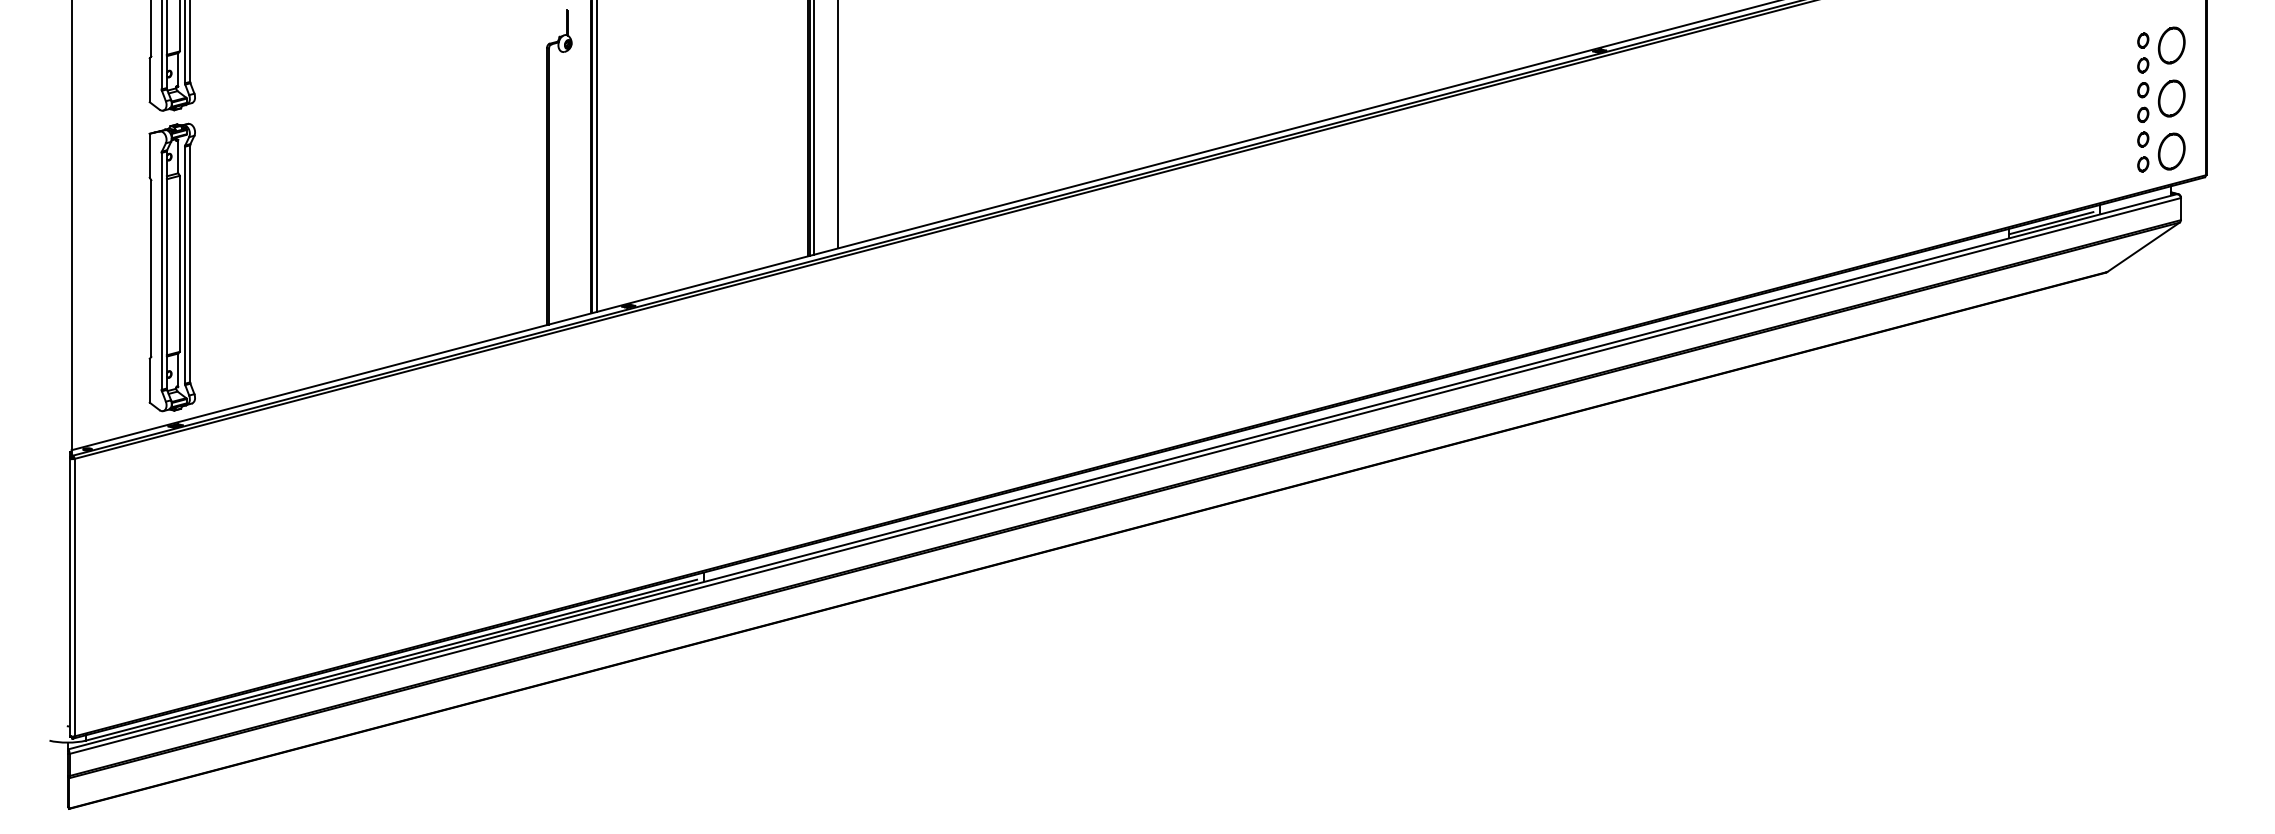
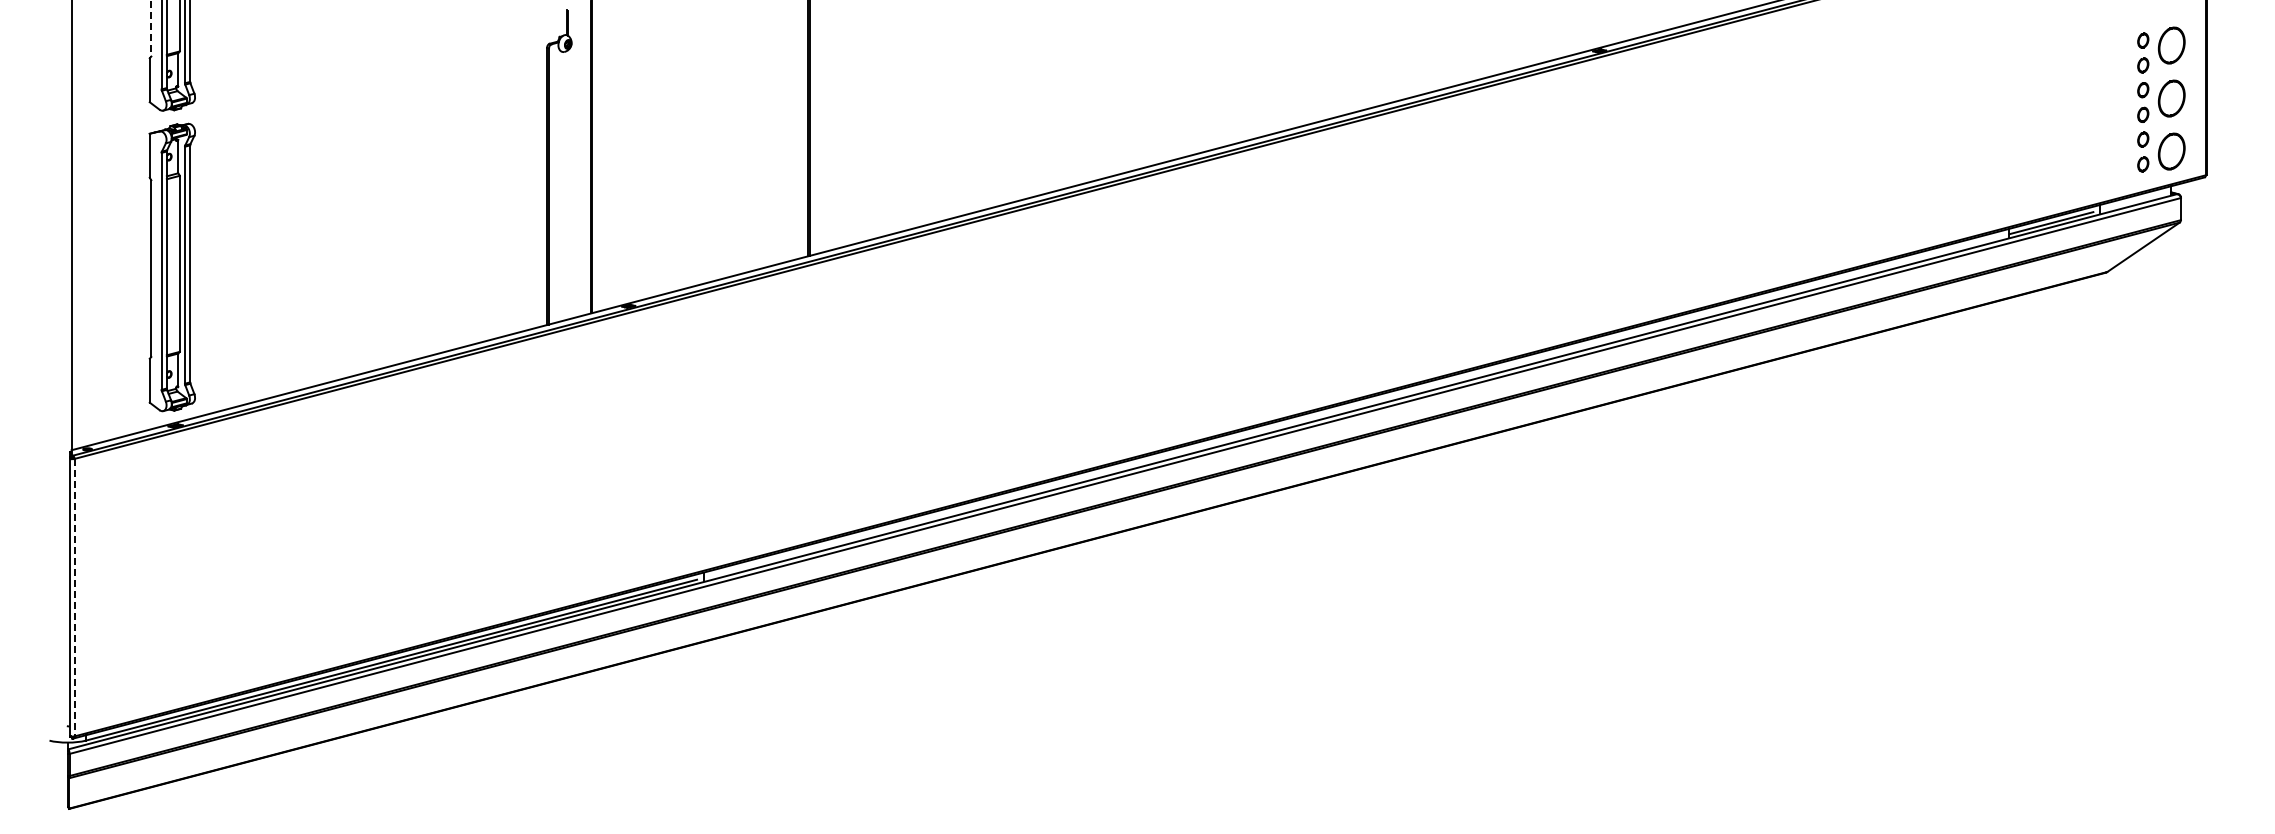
line: solid -> dashed (151, 28)
line: present -> none (838, 125)
line: present -> none (813, 128)
line: present -> none (597, 156)
line: solid -> dashed (74, 597)
